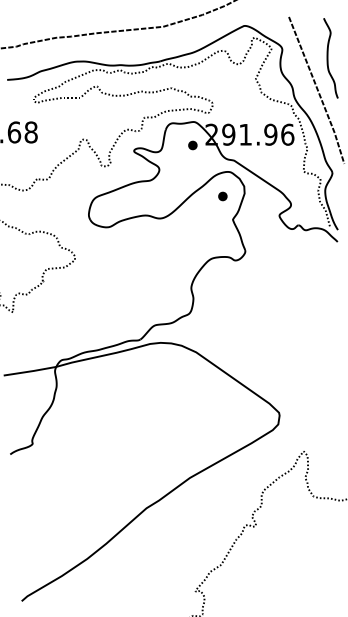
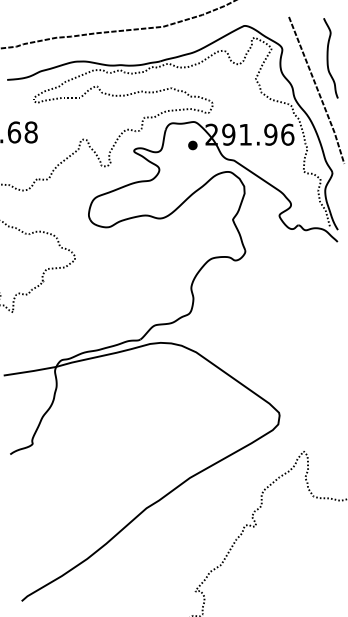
part: present -> none (222, 196)
